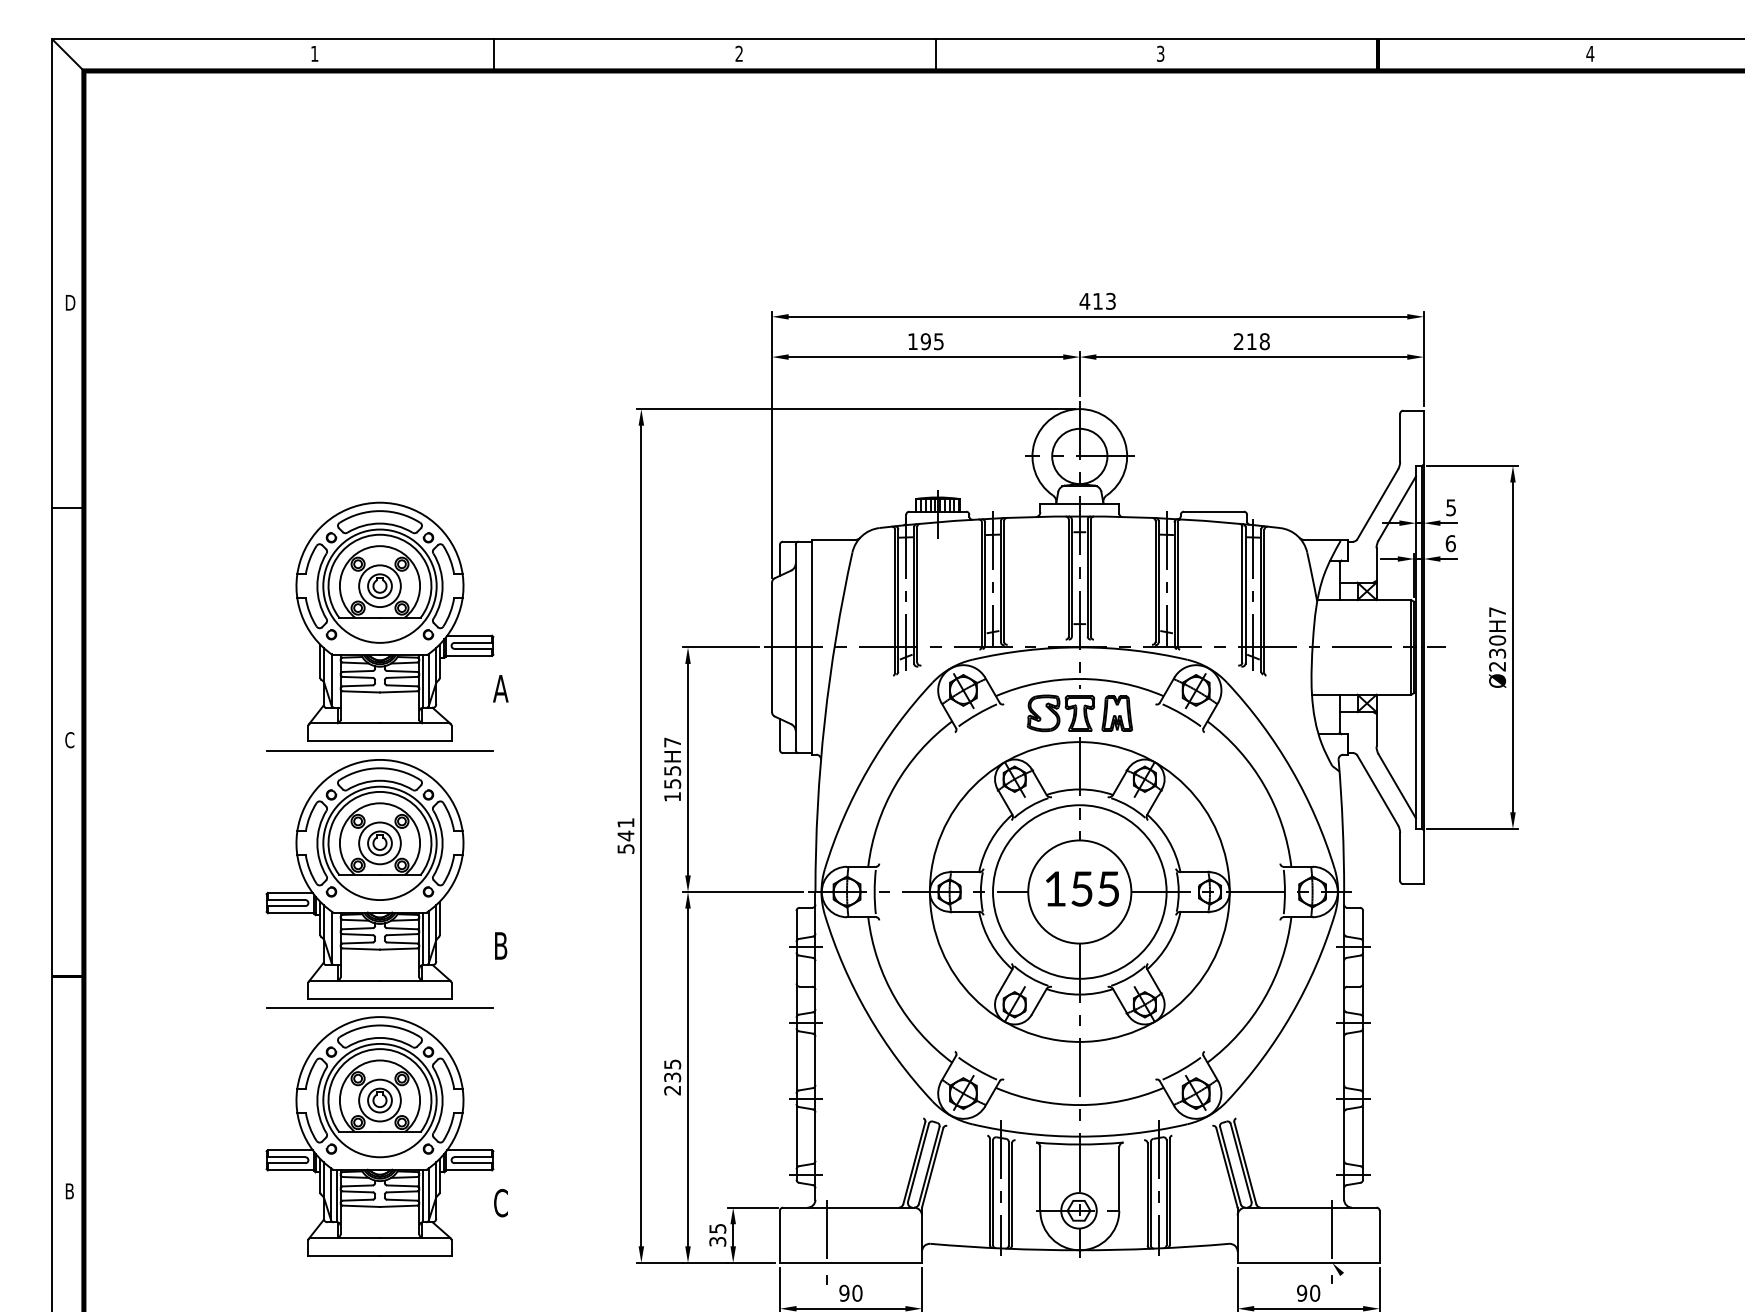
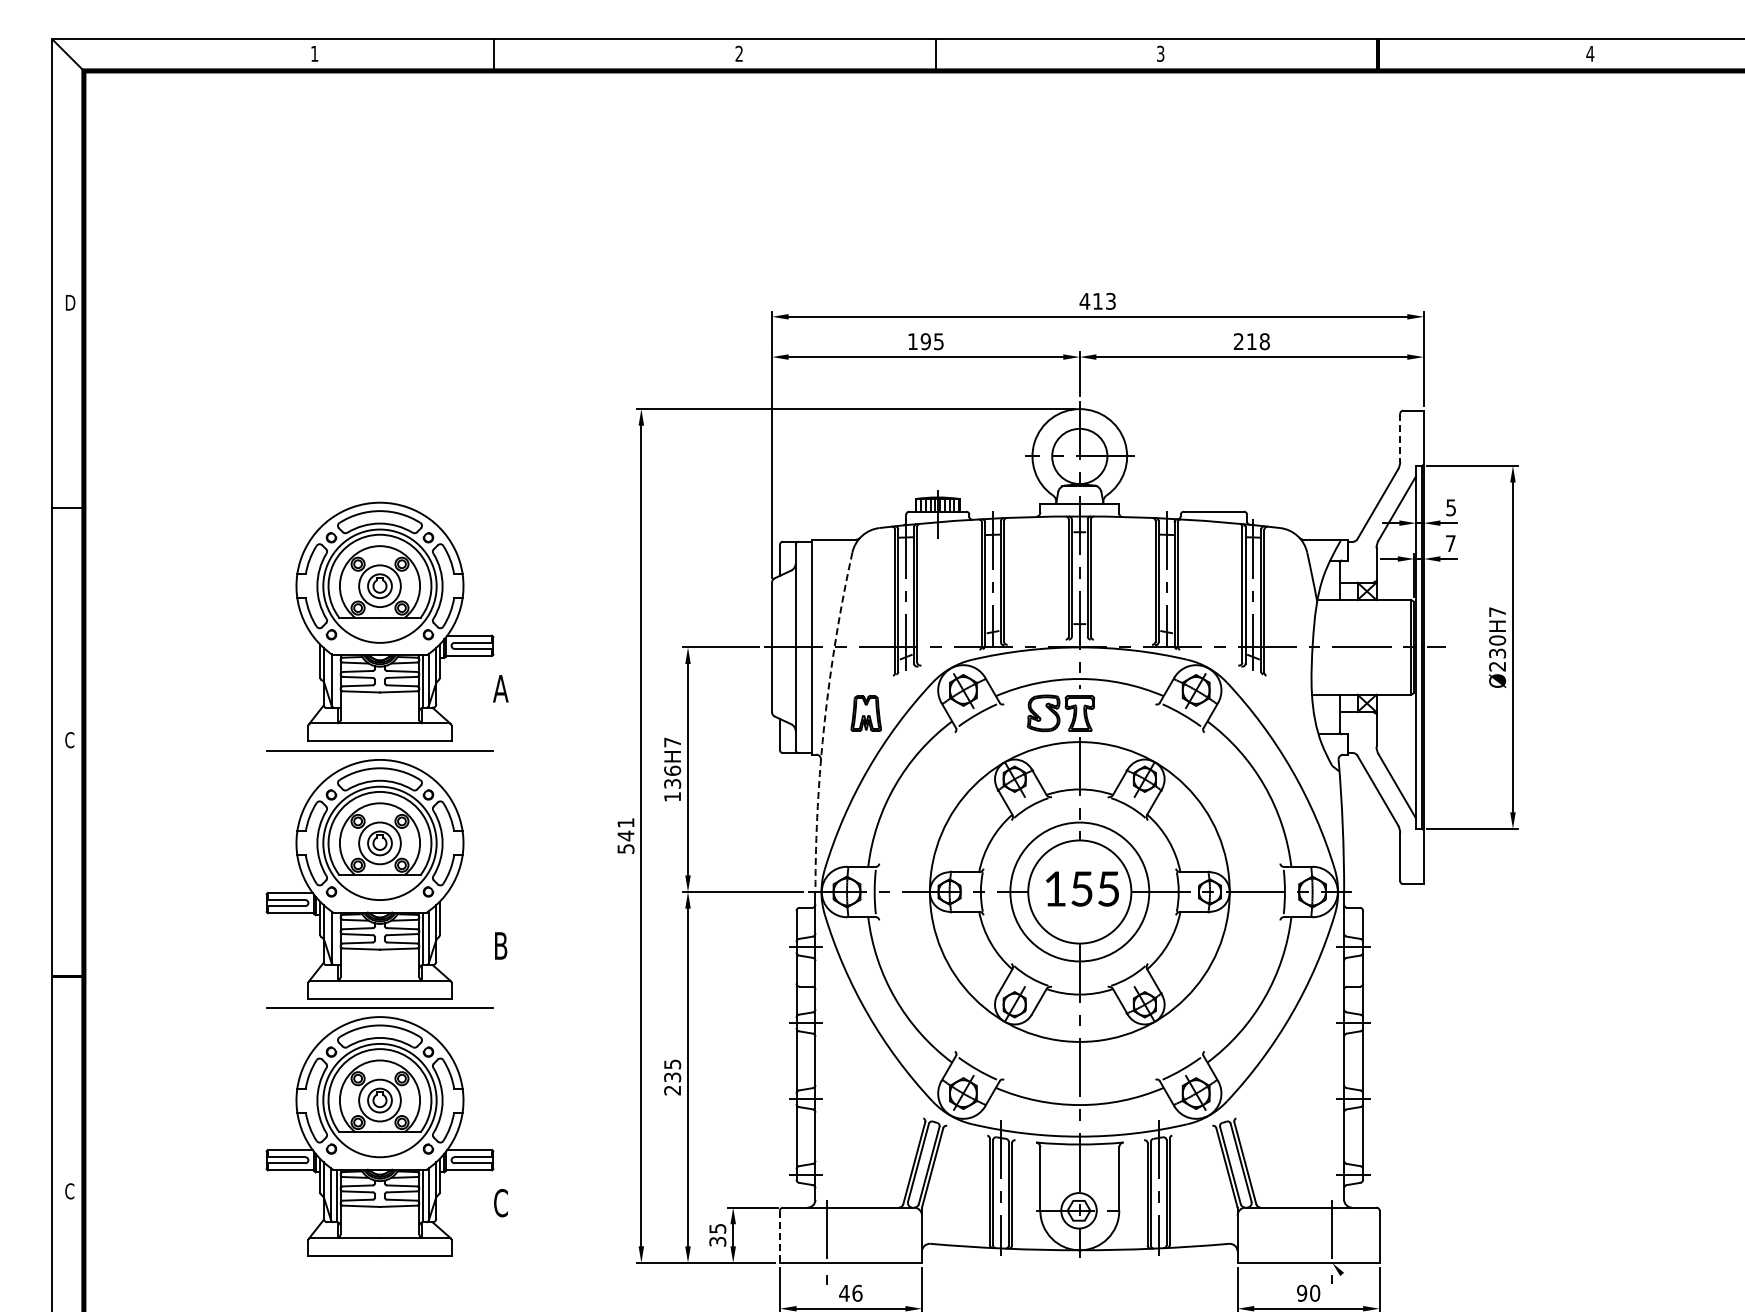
line: solid -> dashed (1400, 437)
text: 6 -> 7 (1450, 543)
part position: (1116, 713) -> (865, 713) (865, 713)
arc: solid -> dashed (824, 721)
text: 155H7 -> 136H7 (672, 776)
circle diameter: 174 px -> 139 px (1079, 891)
text: B -> C (69, 1191)
line: solid -> dashed (779, 1237)
text: 90 -> 46 (850, 1292)
